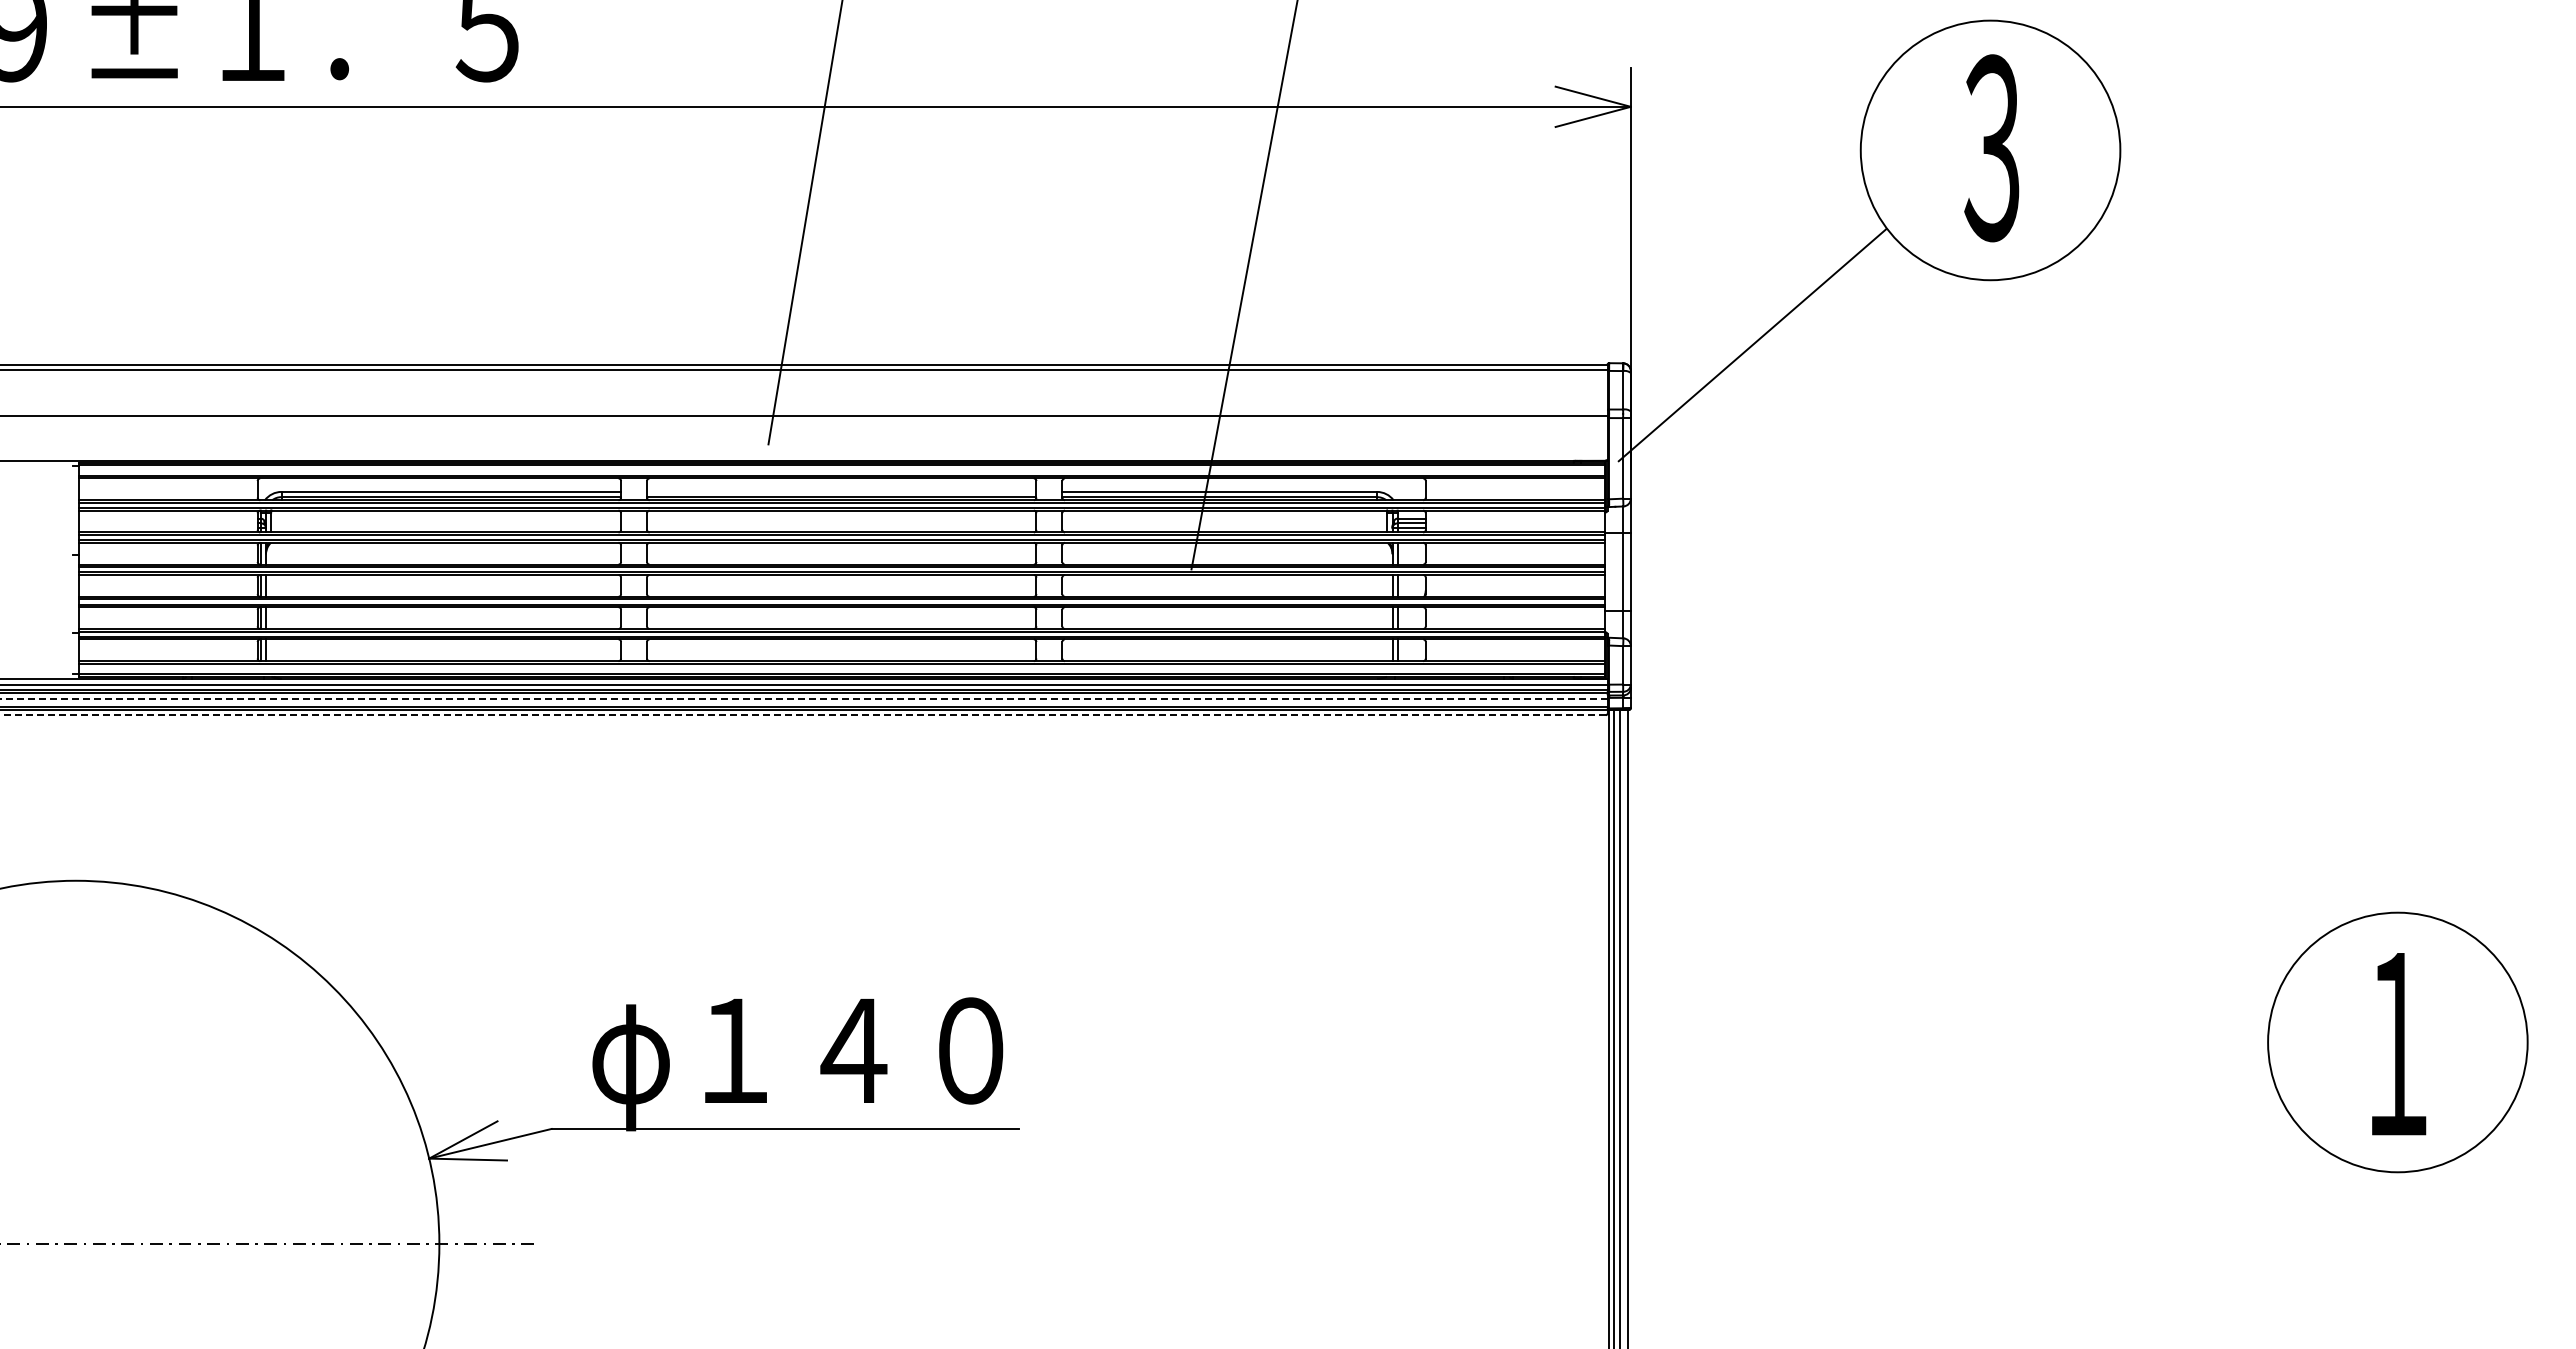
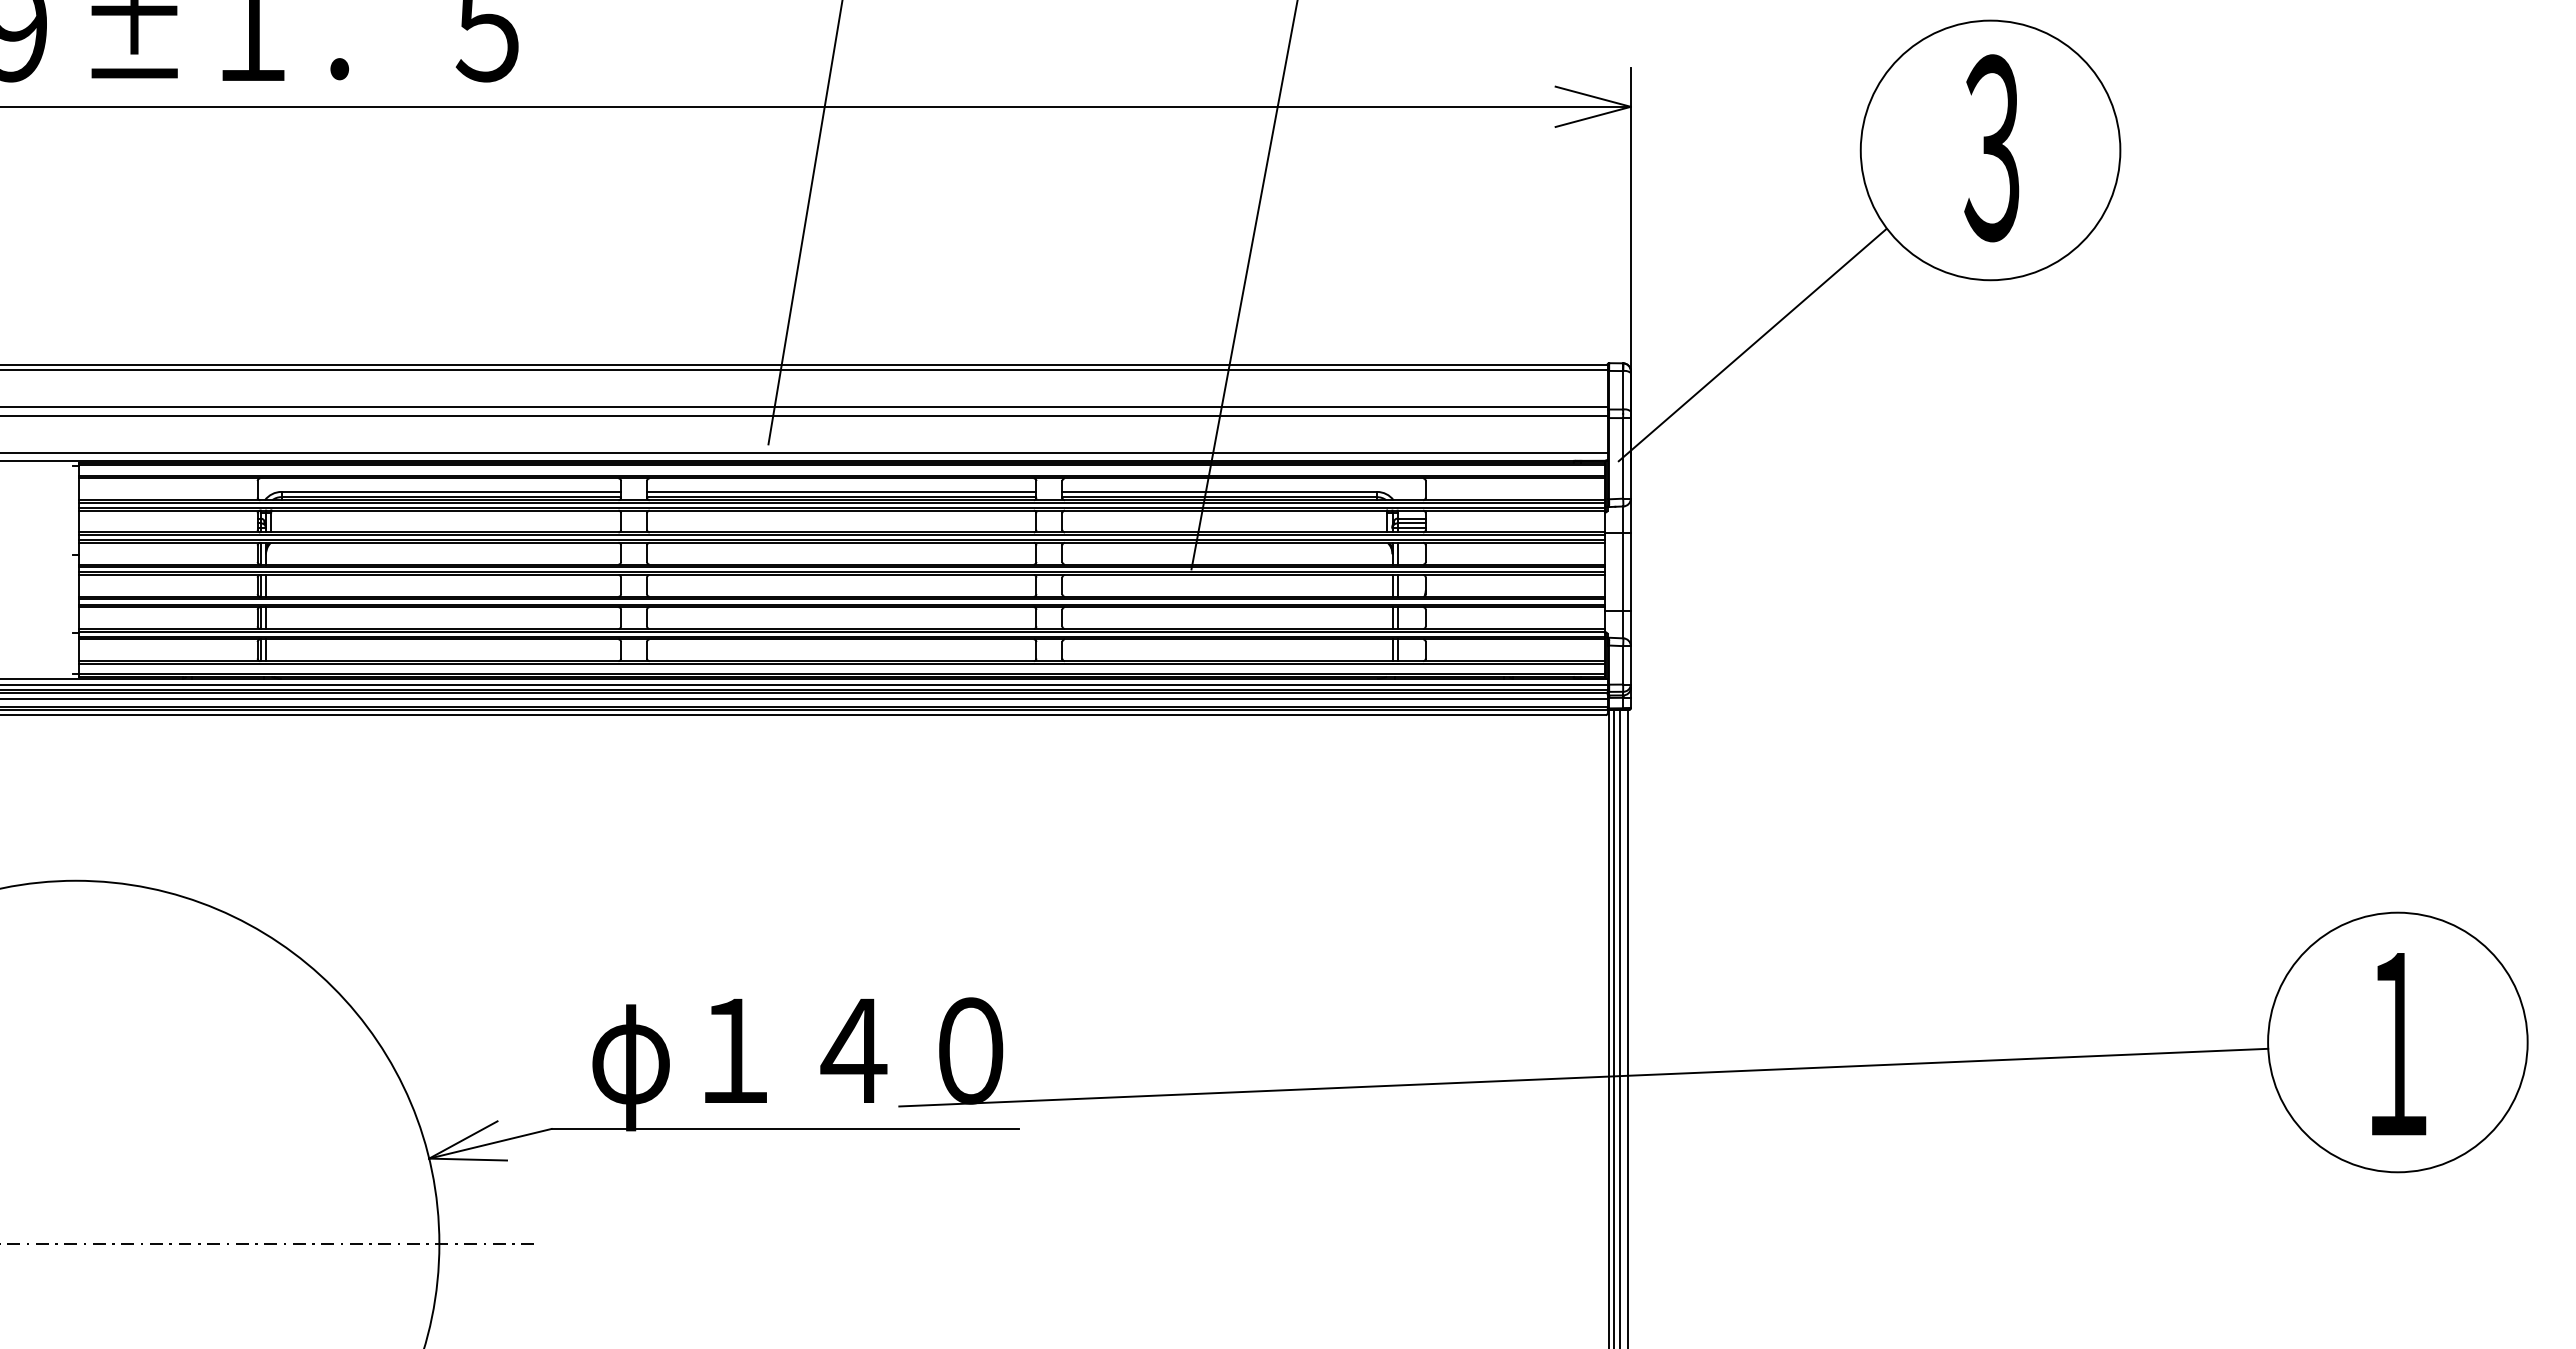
line: none -> present (804, 407)
line: none -> present (804, 452)
line: none -> present (841, 491)
line: dashed -> solid (803, 698)
line: dashed -> solid (802, 715)
line: none -> present (1583, 1077)
